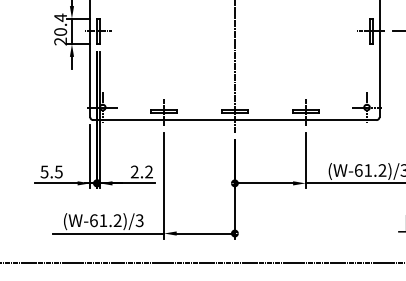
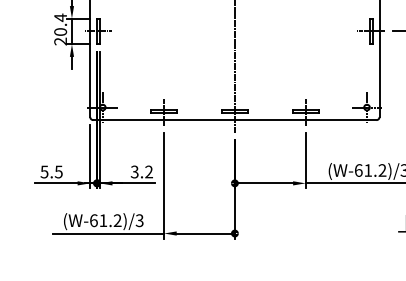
text: 2.2 -> 3.2 (134, 172)
line: present -> none (202, 263)
